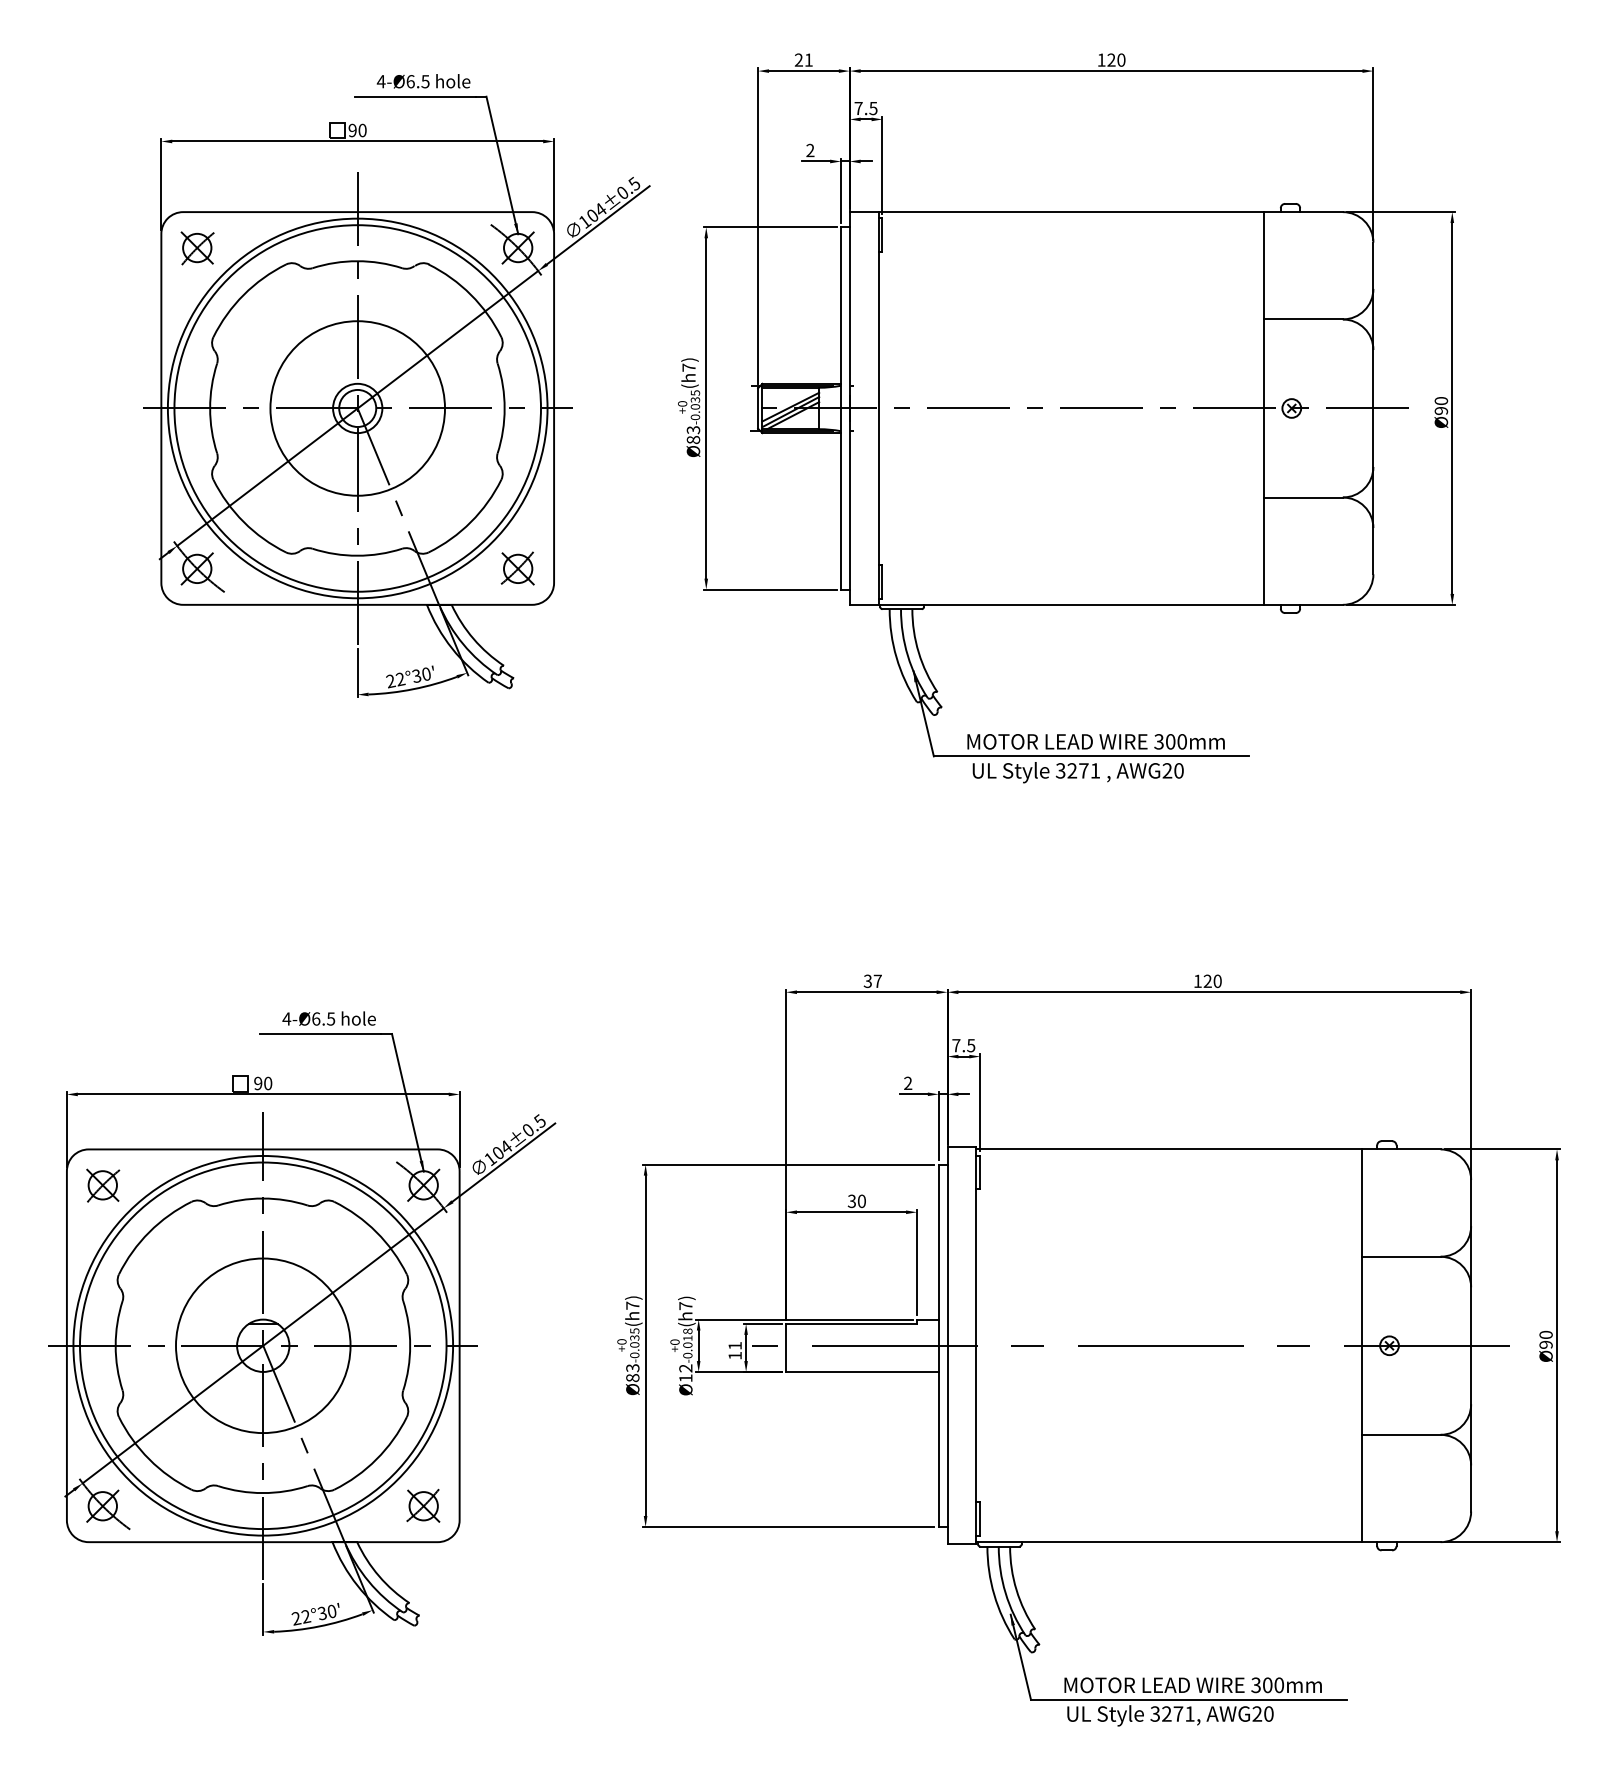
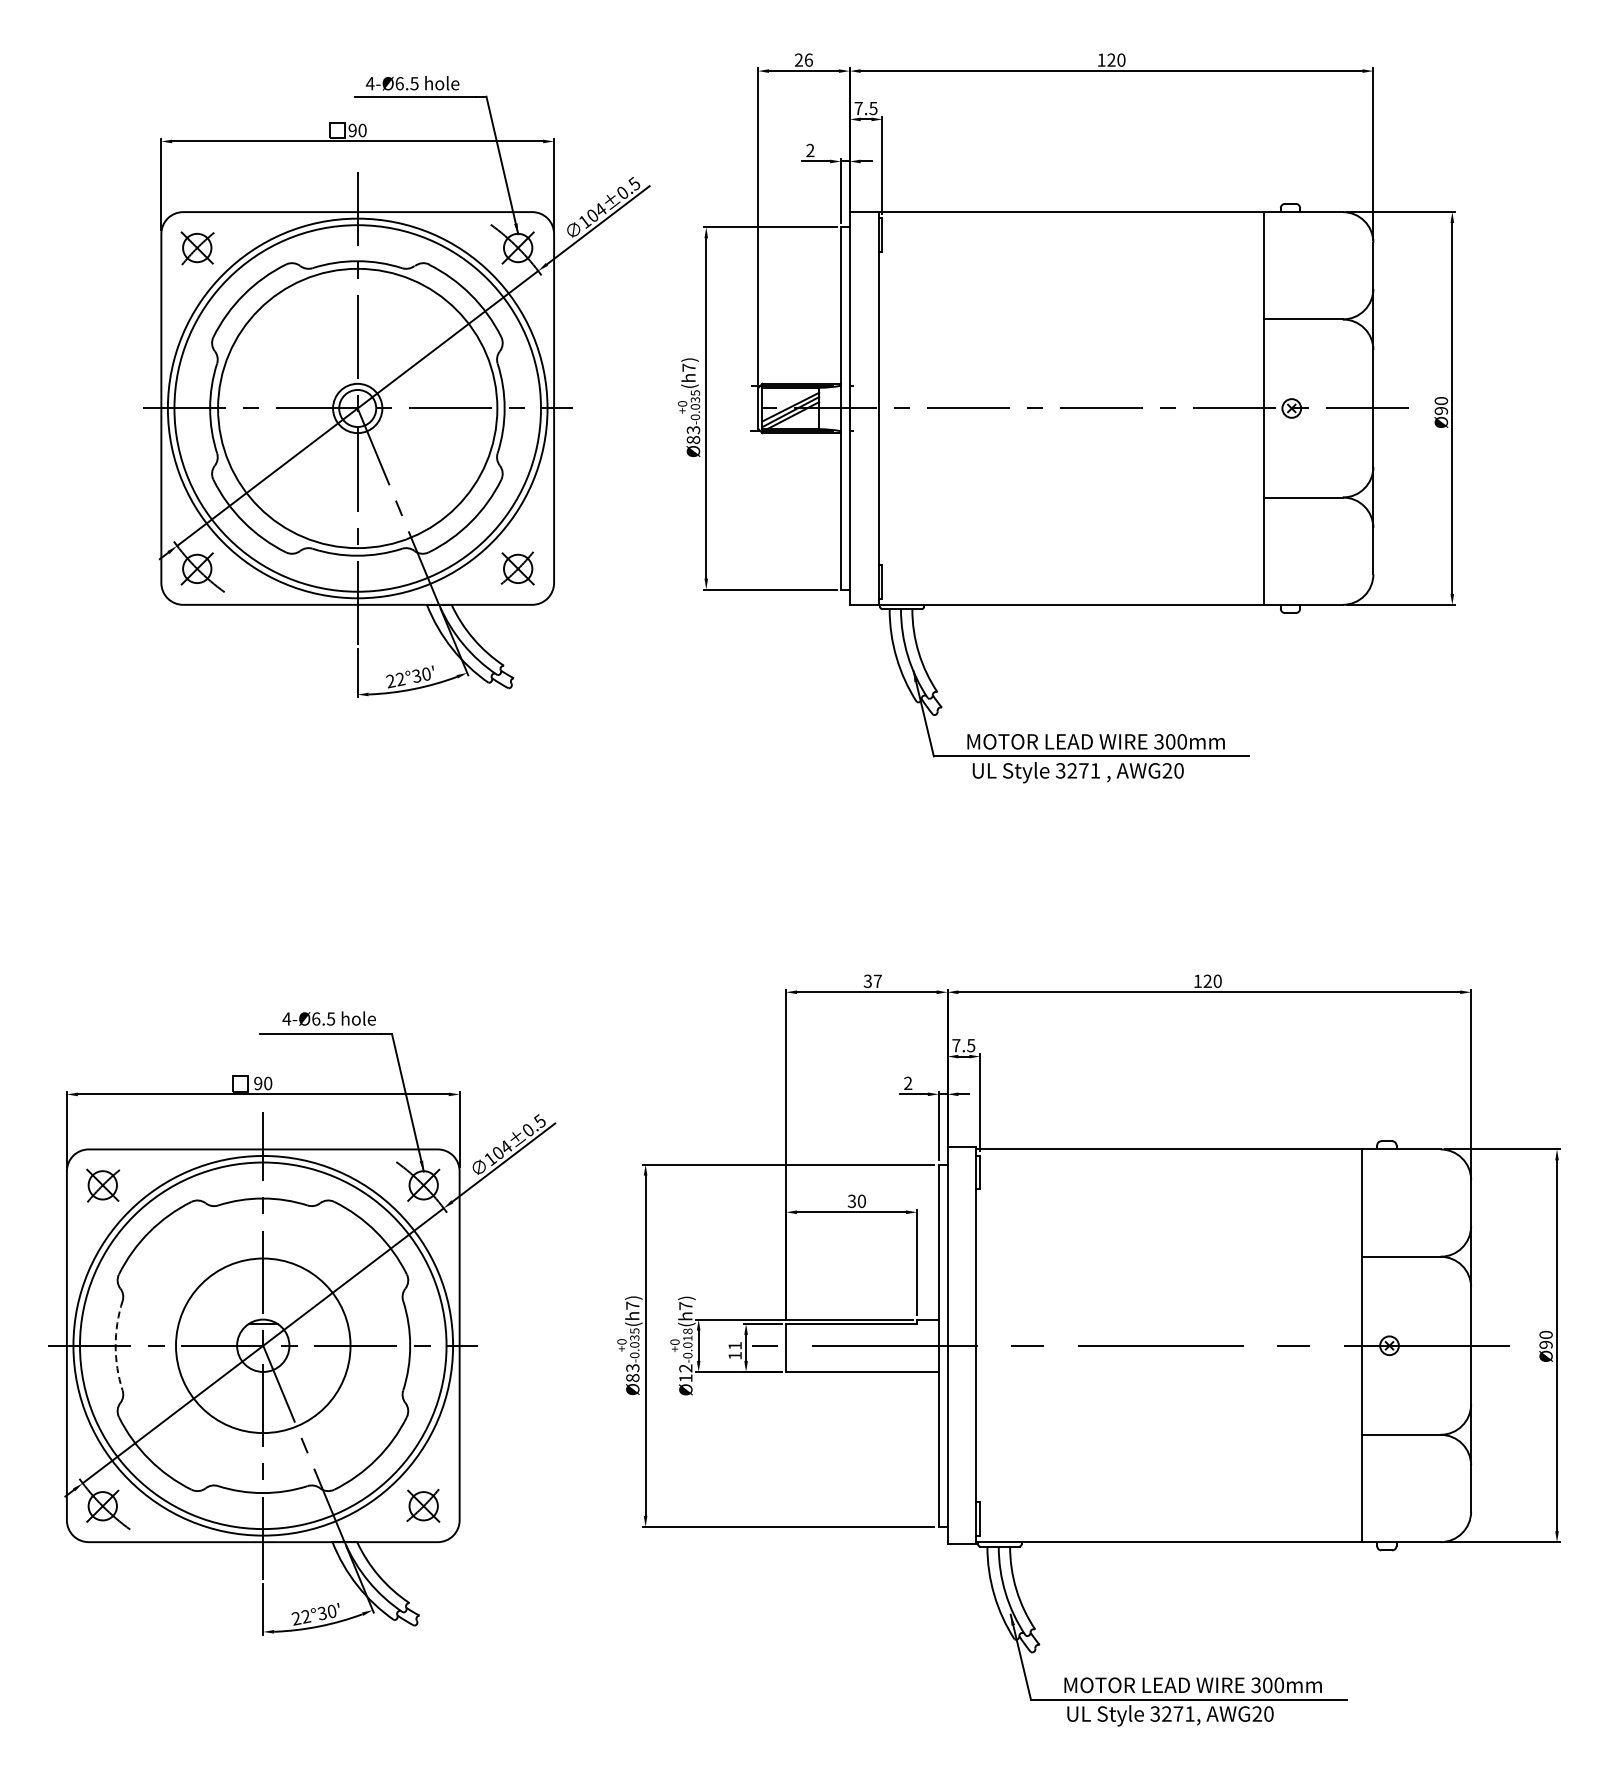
text: 21 -> 26 (808, 59)
text position: (423, 81) -> (412, 83) (412, 83)
circle diameter: 175 px -> 279 px (357, 408)
arc: solid -> dashed (115, 1345)
